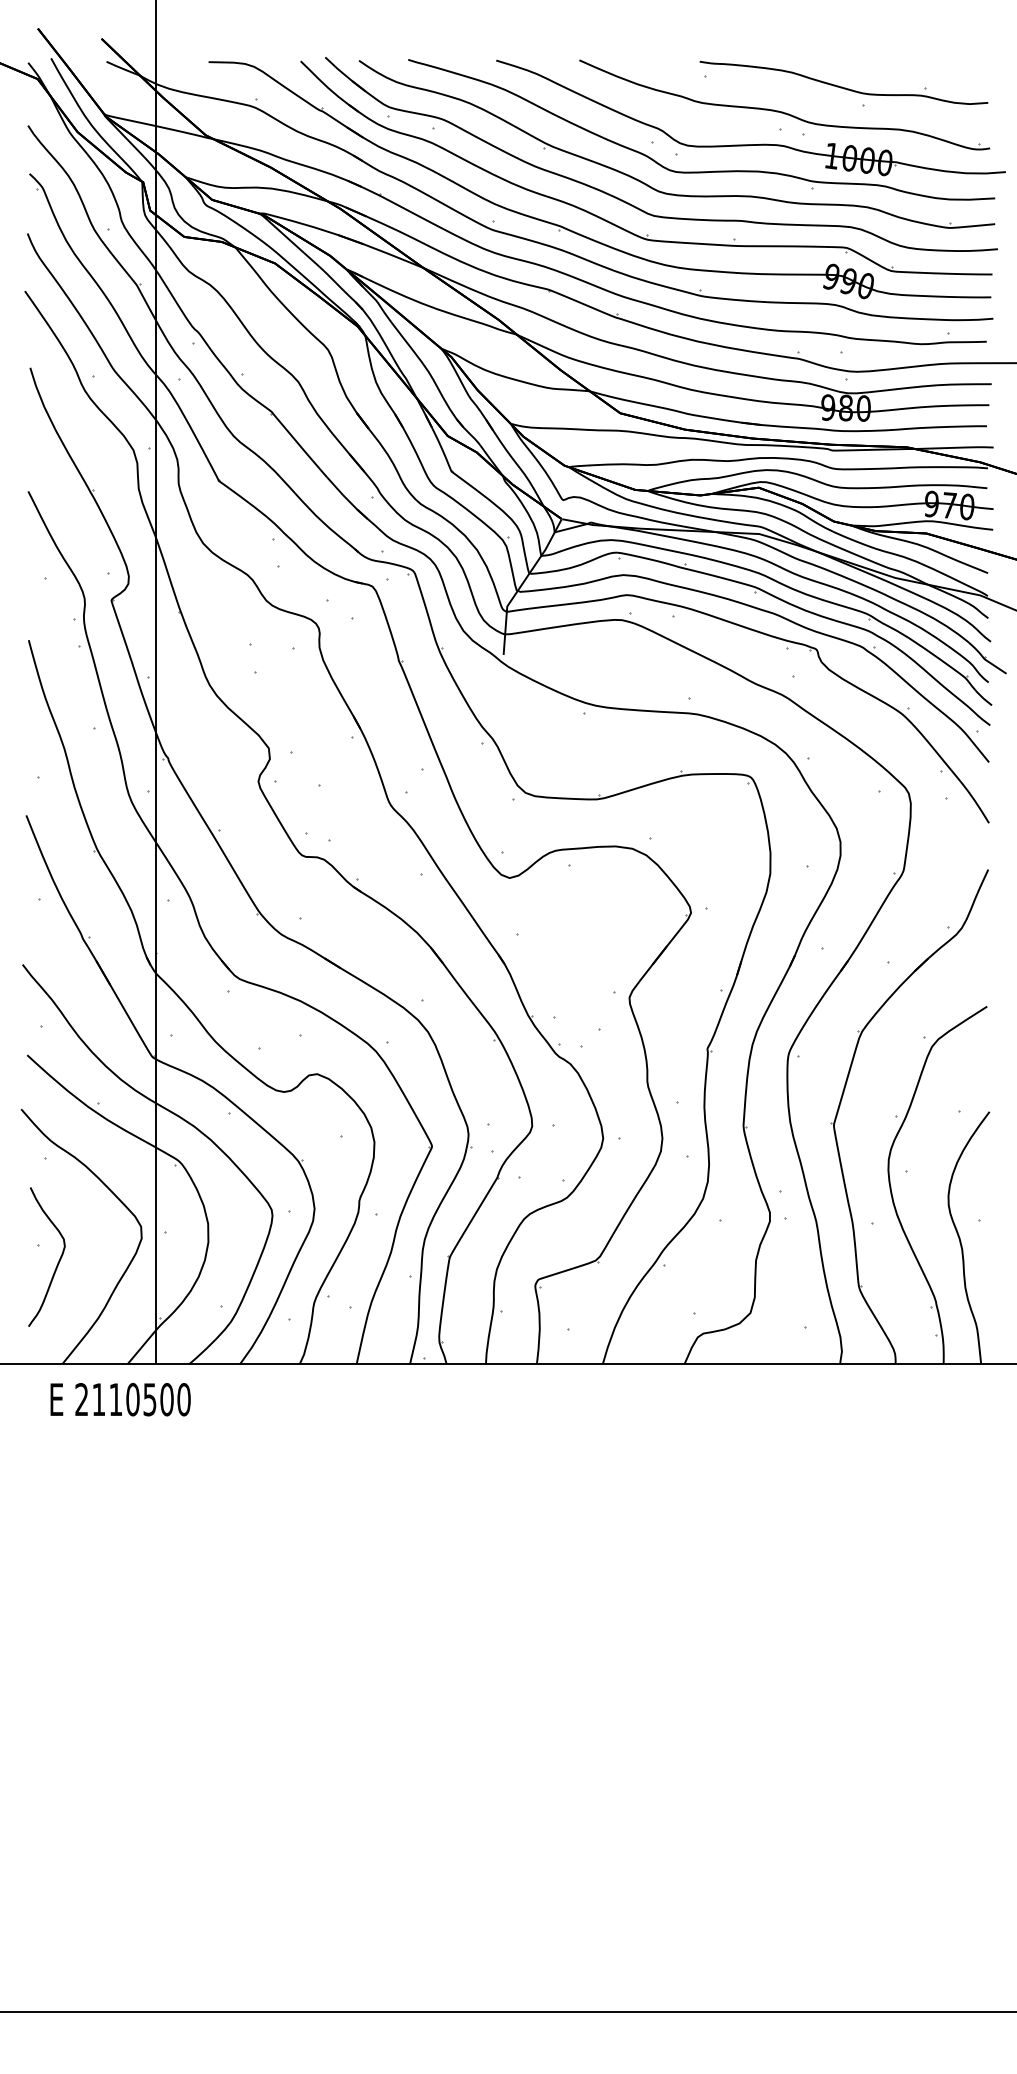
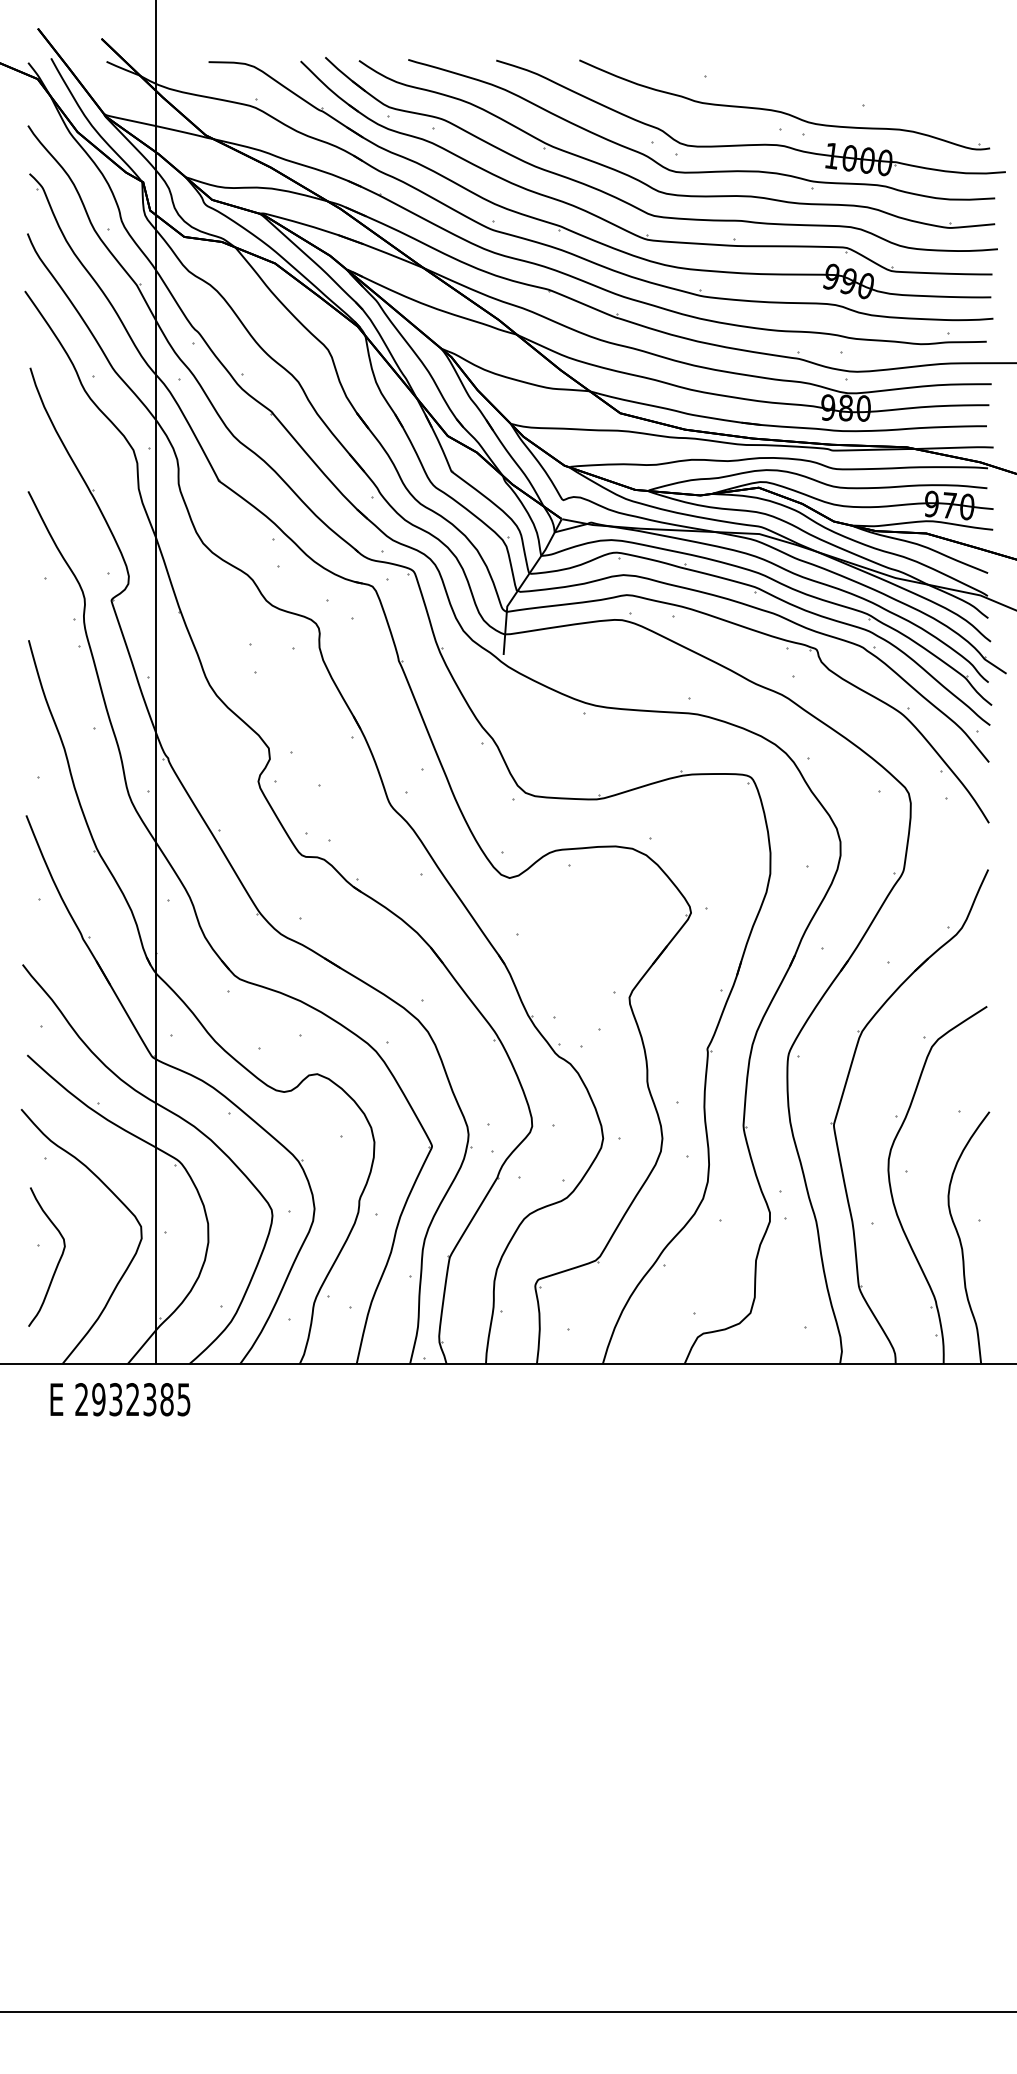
part: present -> none (843, 82)
text: 2110500 -> 2932385 (141, 1399)
